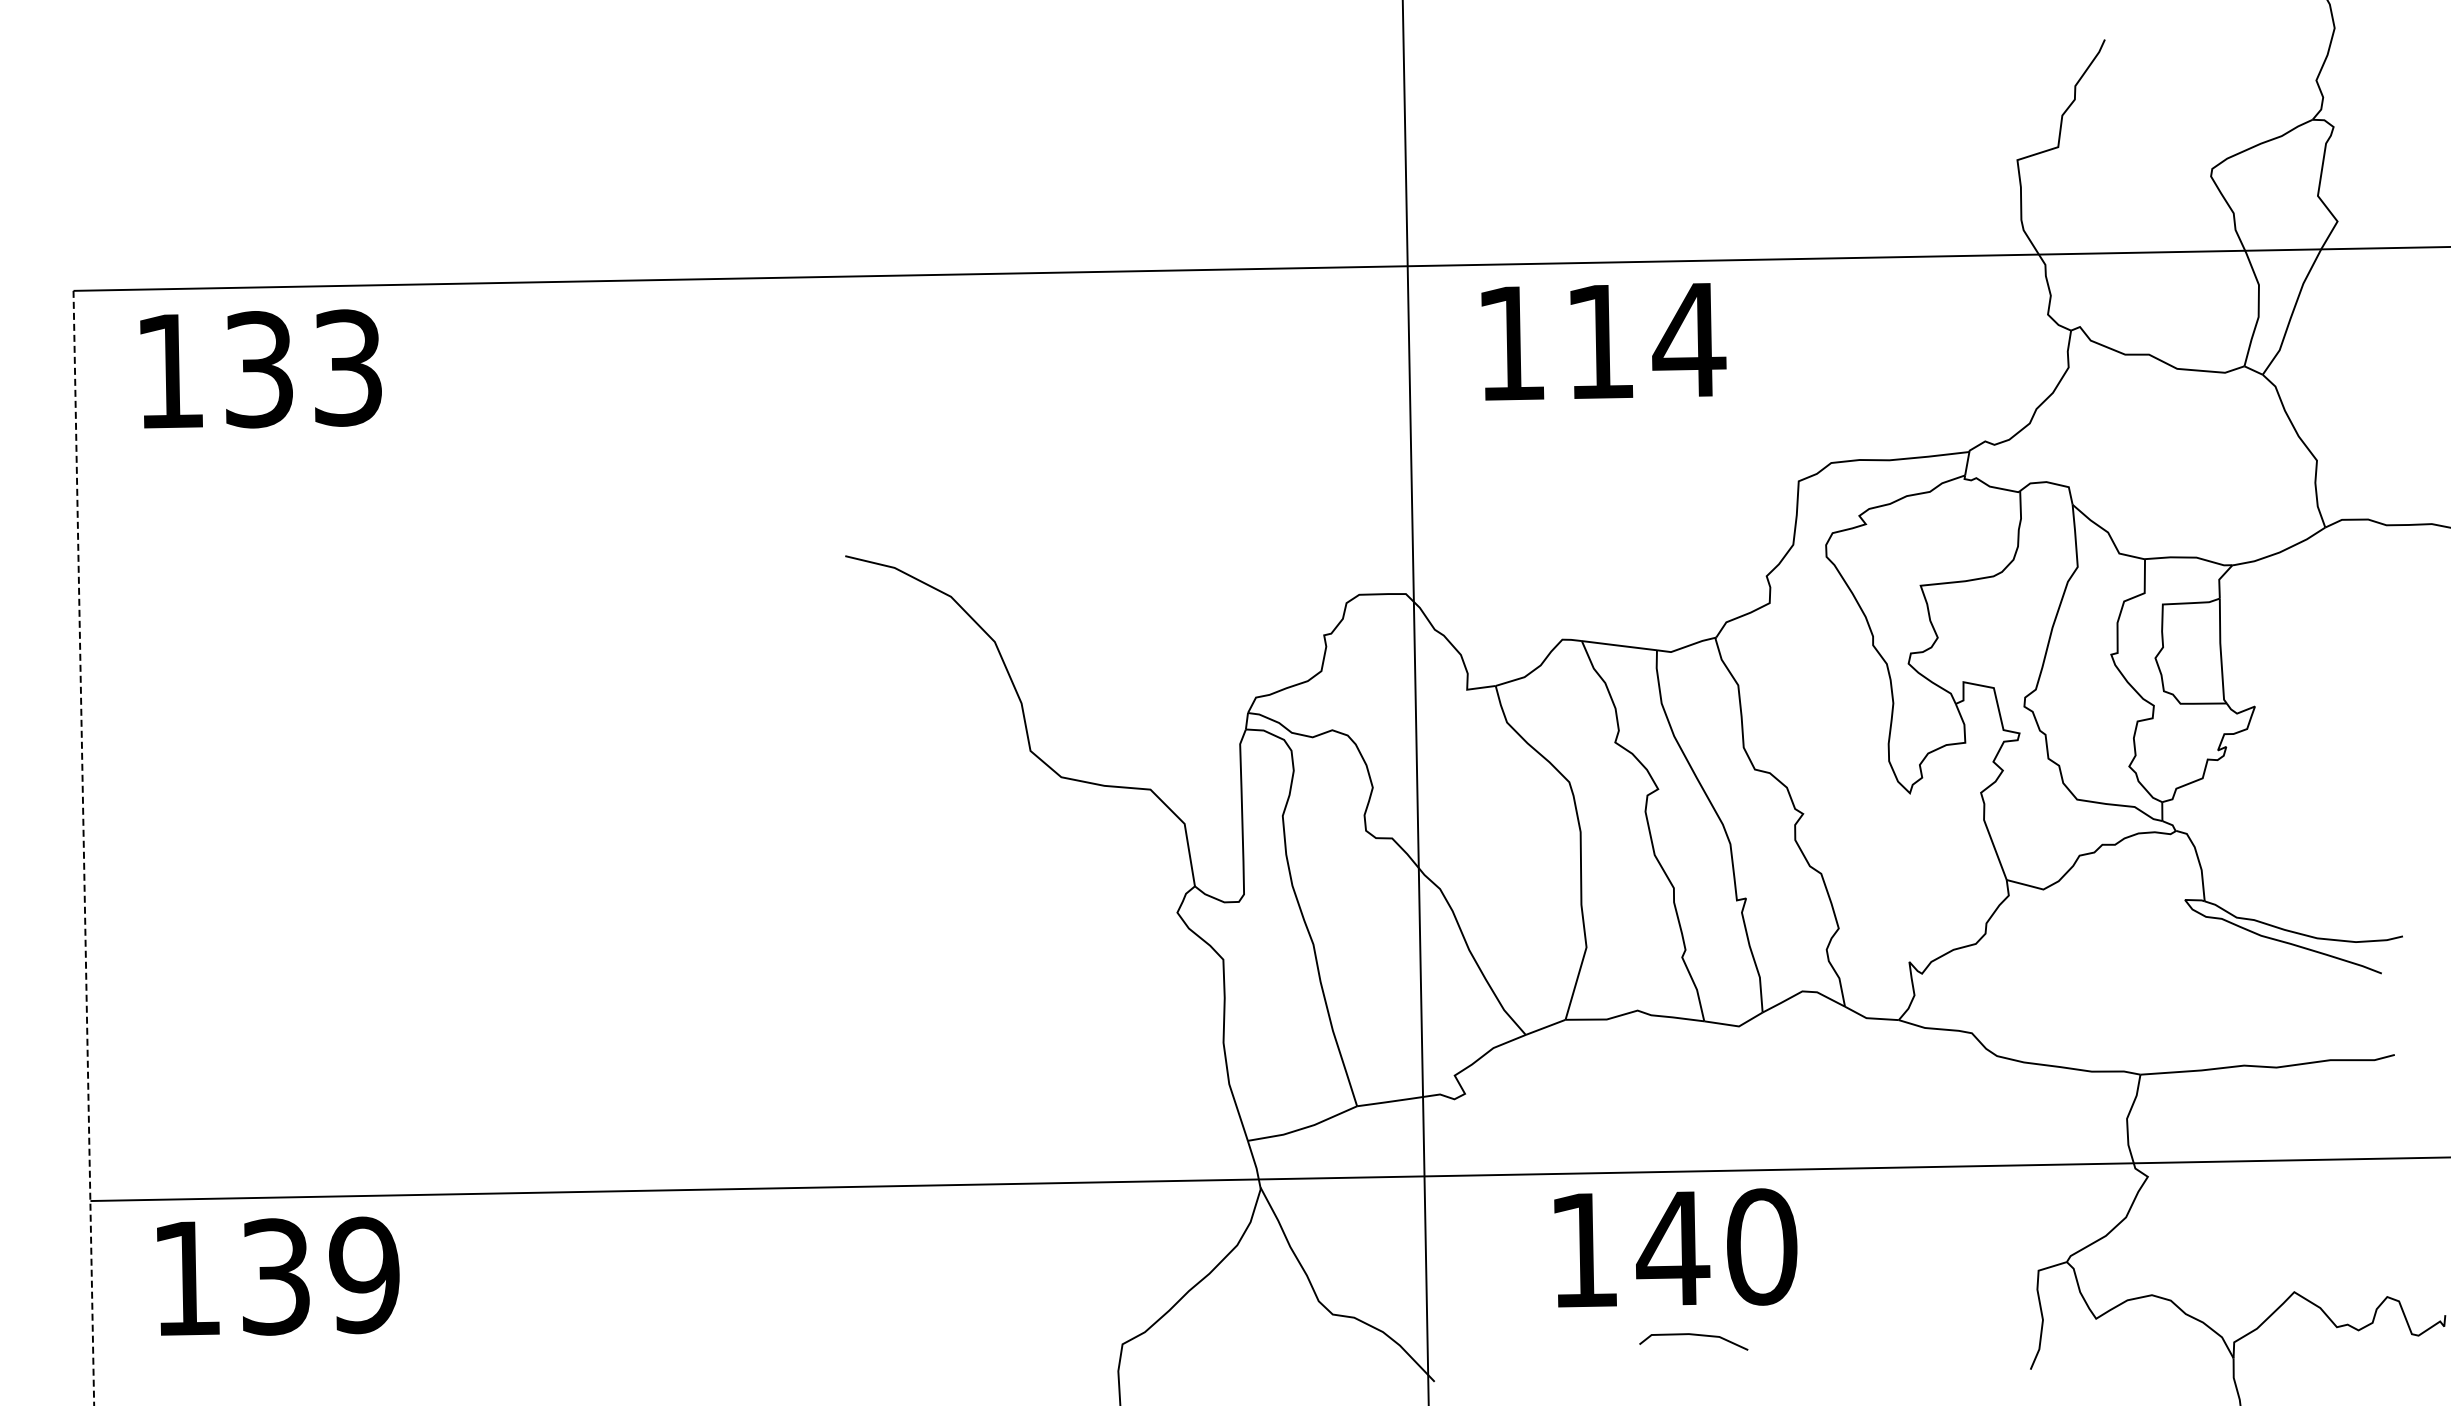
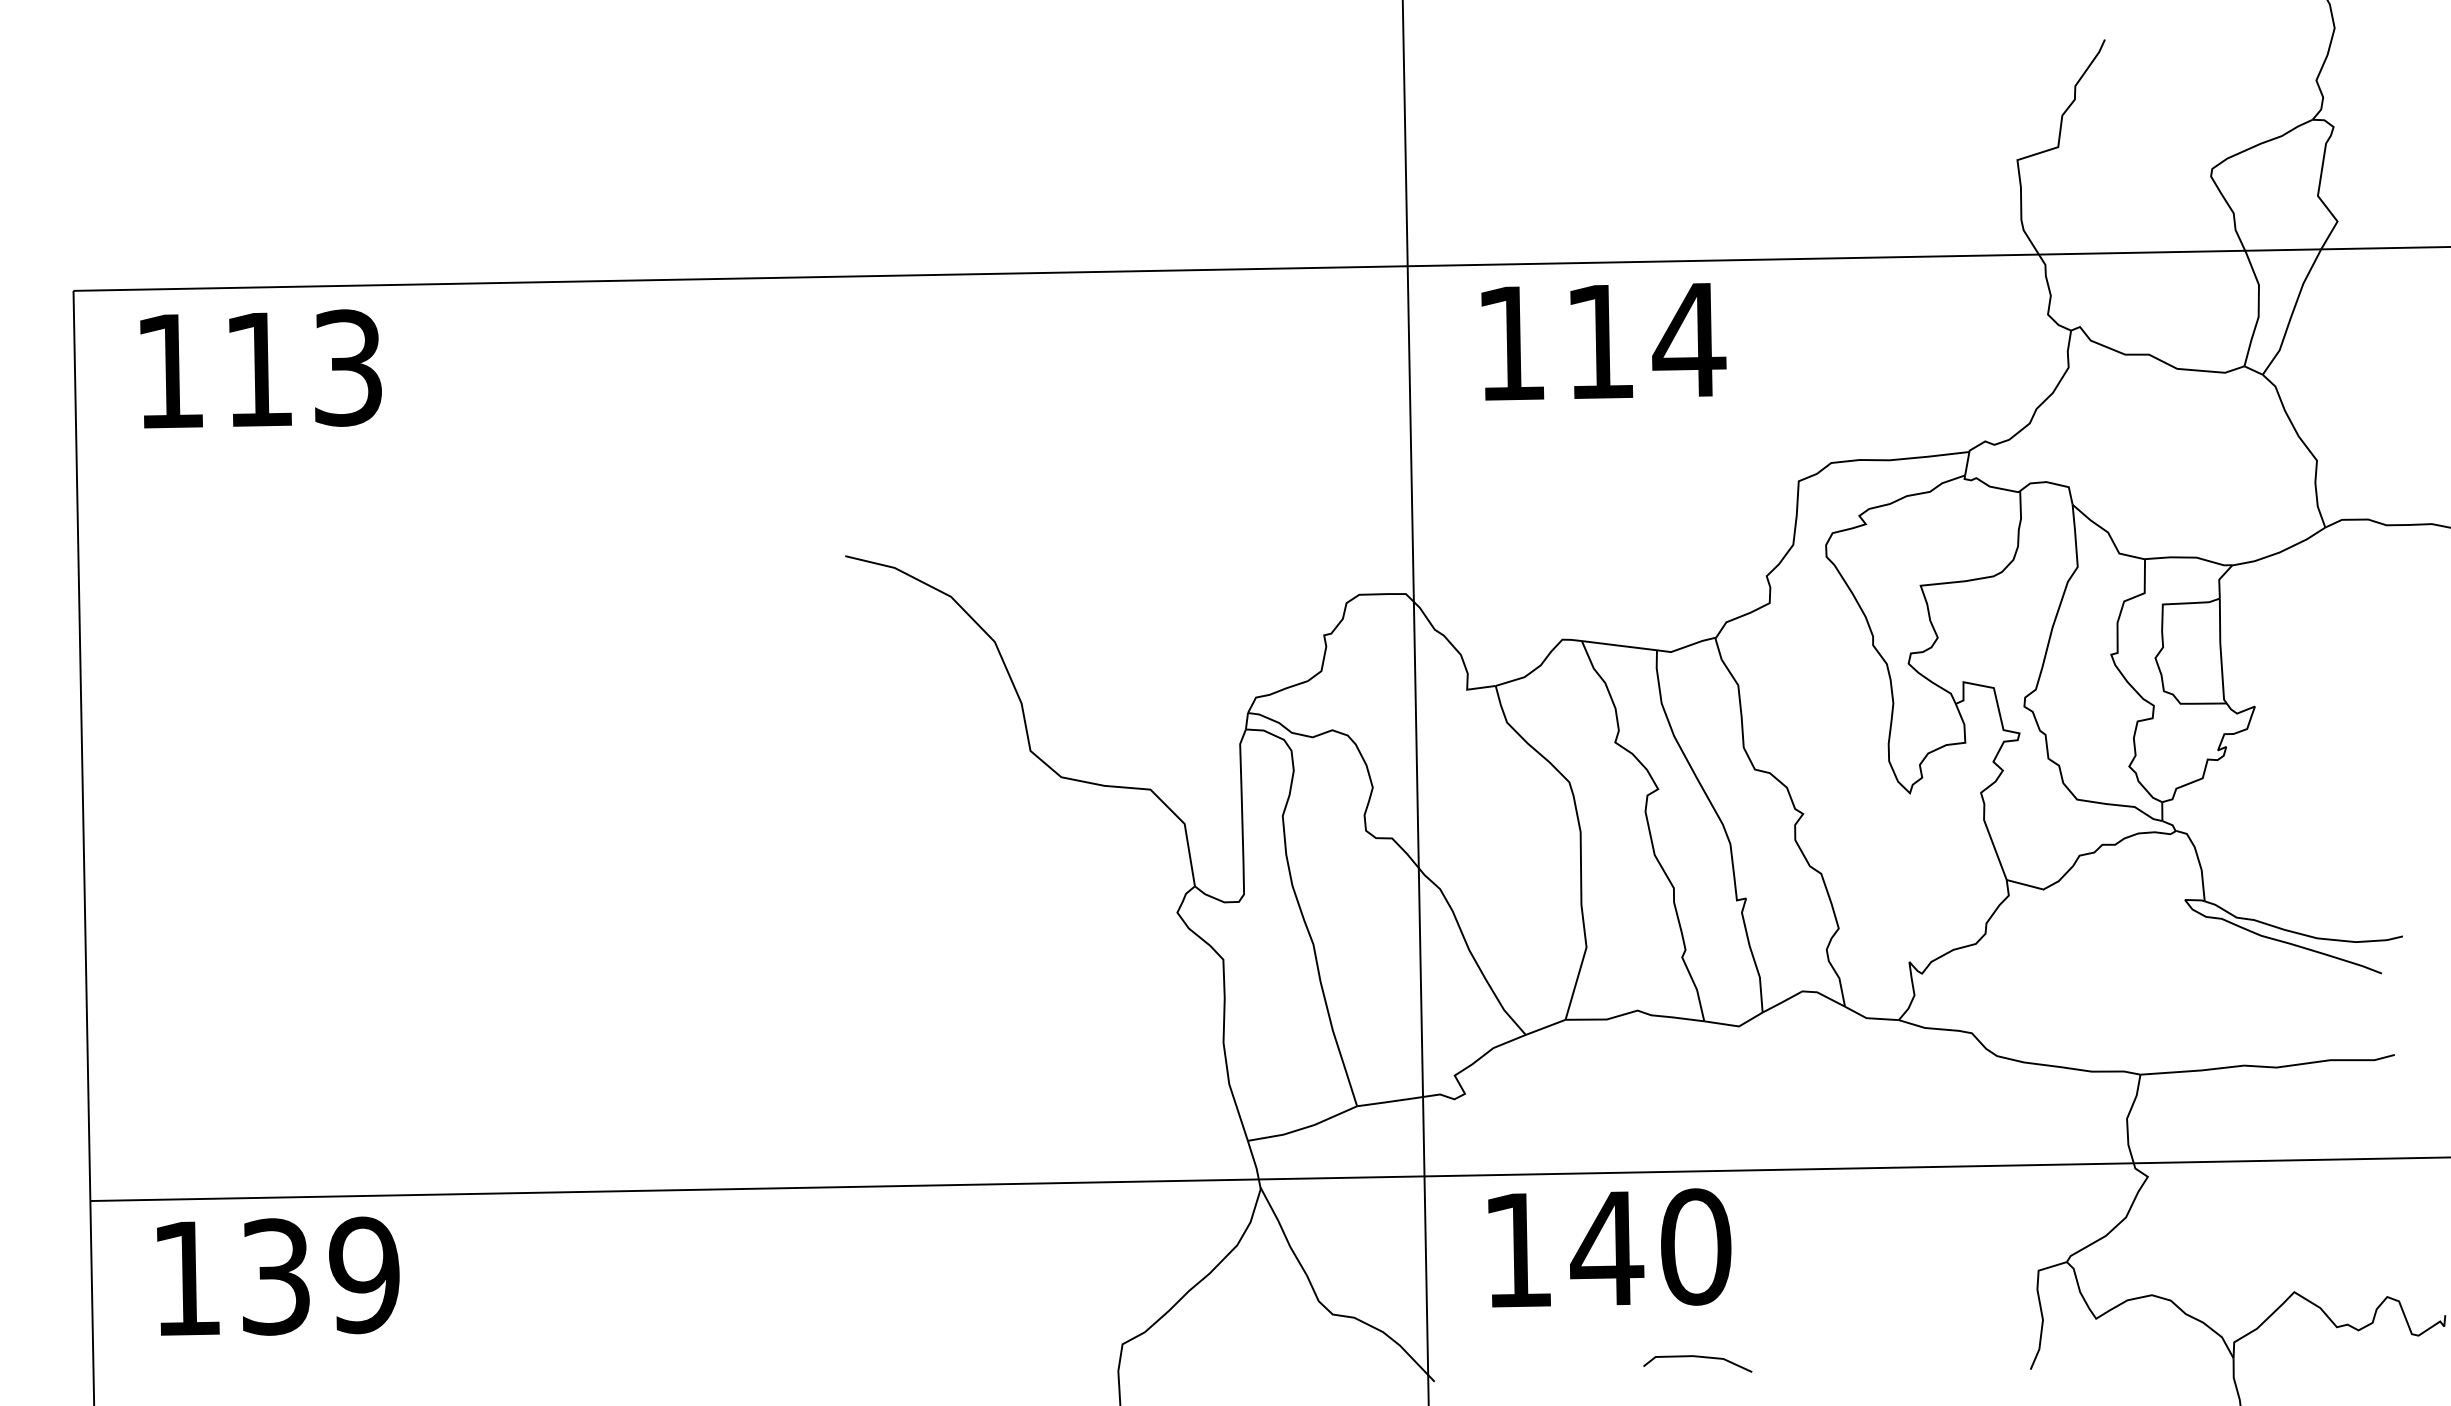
text: 133 -> 113 (259, 369)
line: dashed -> solid (83, 848)
text position: (1675, 1247) -> (1609, 1247) (1609, 1247)
line position: (1693, 1335) -> (1697, 1357) (1697, 1357)
